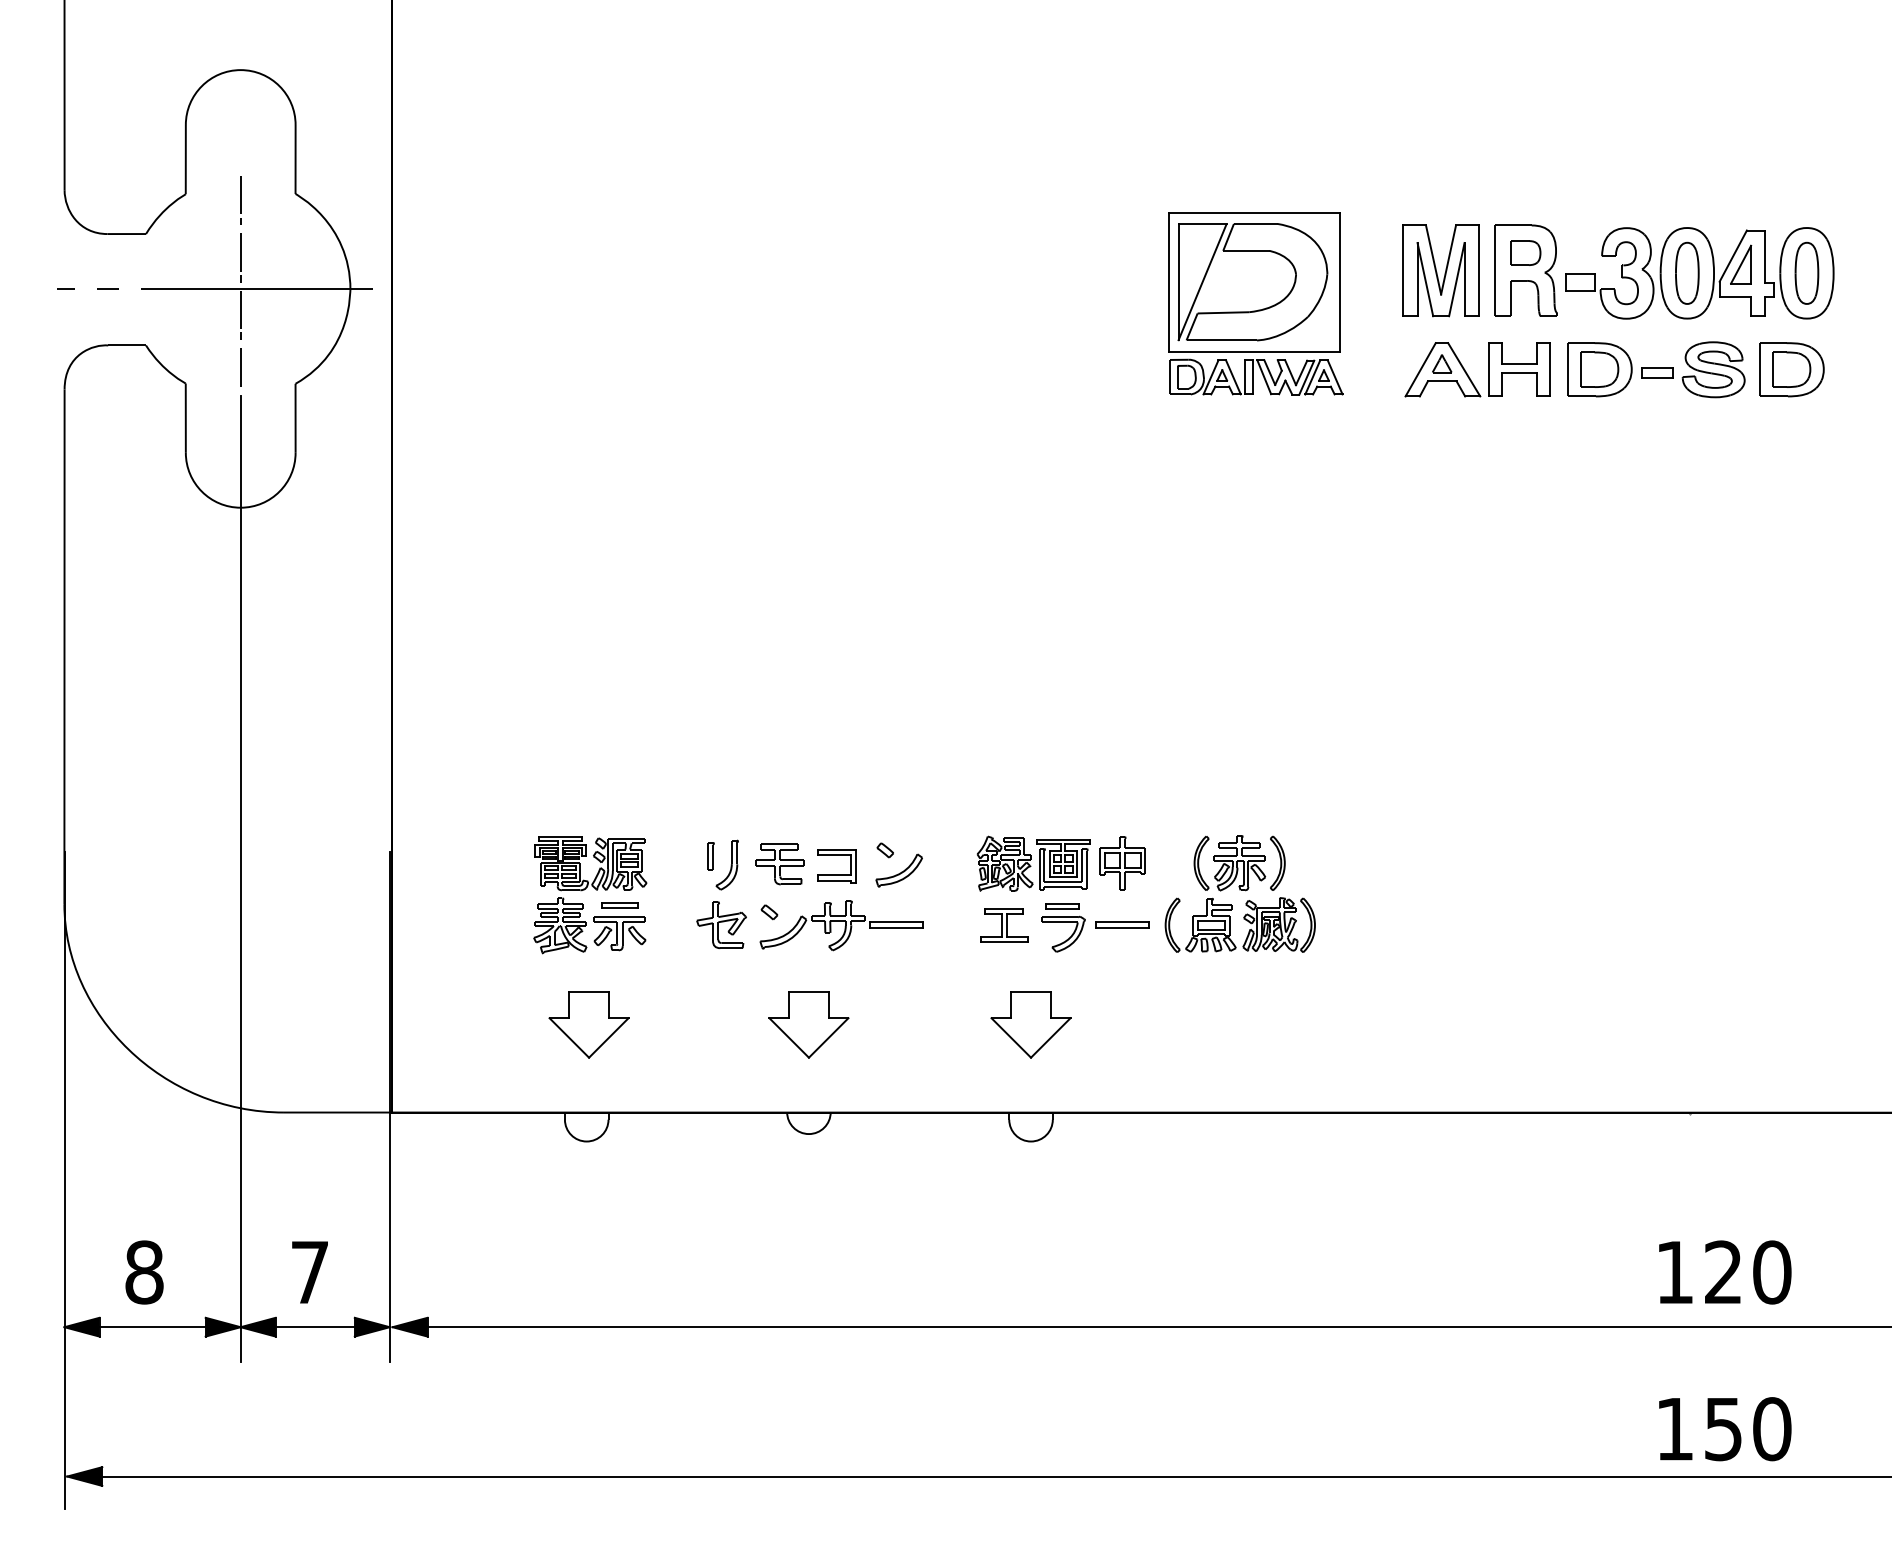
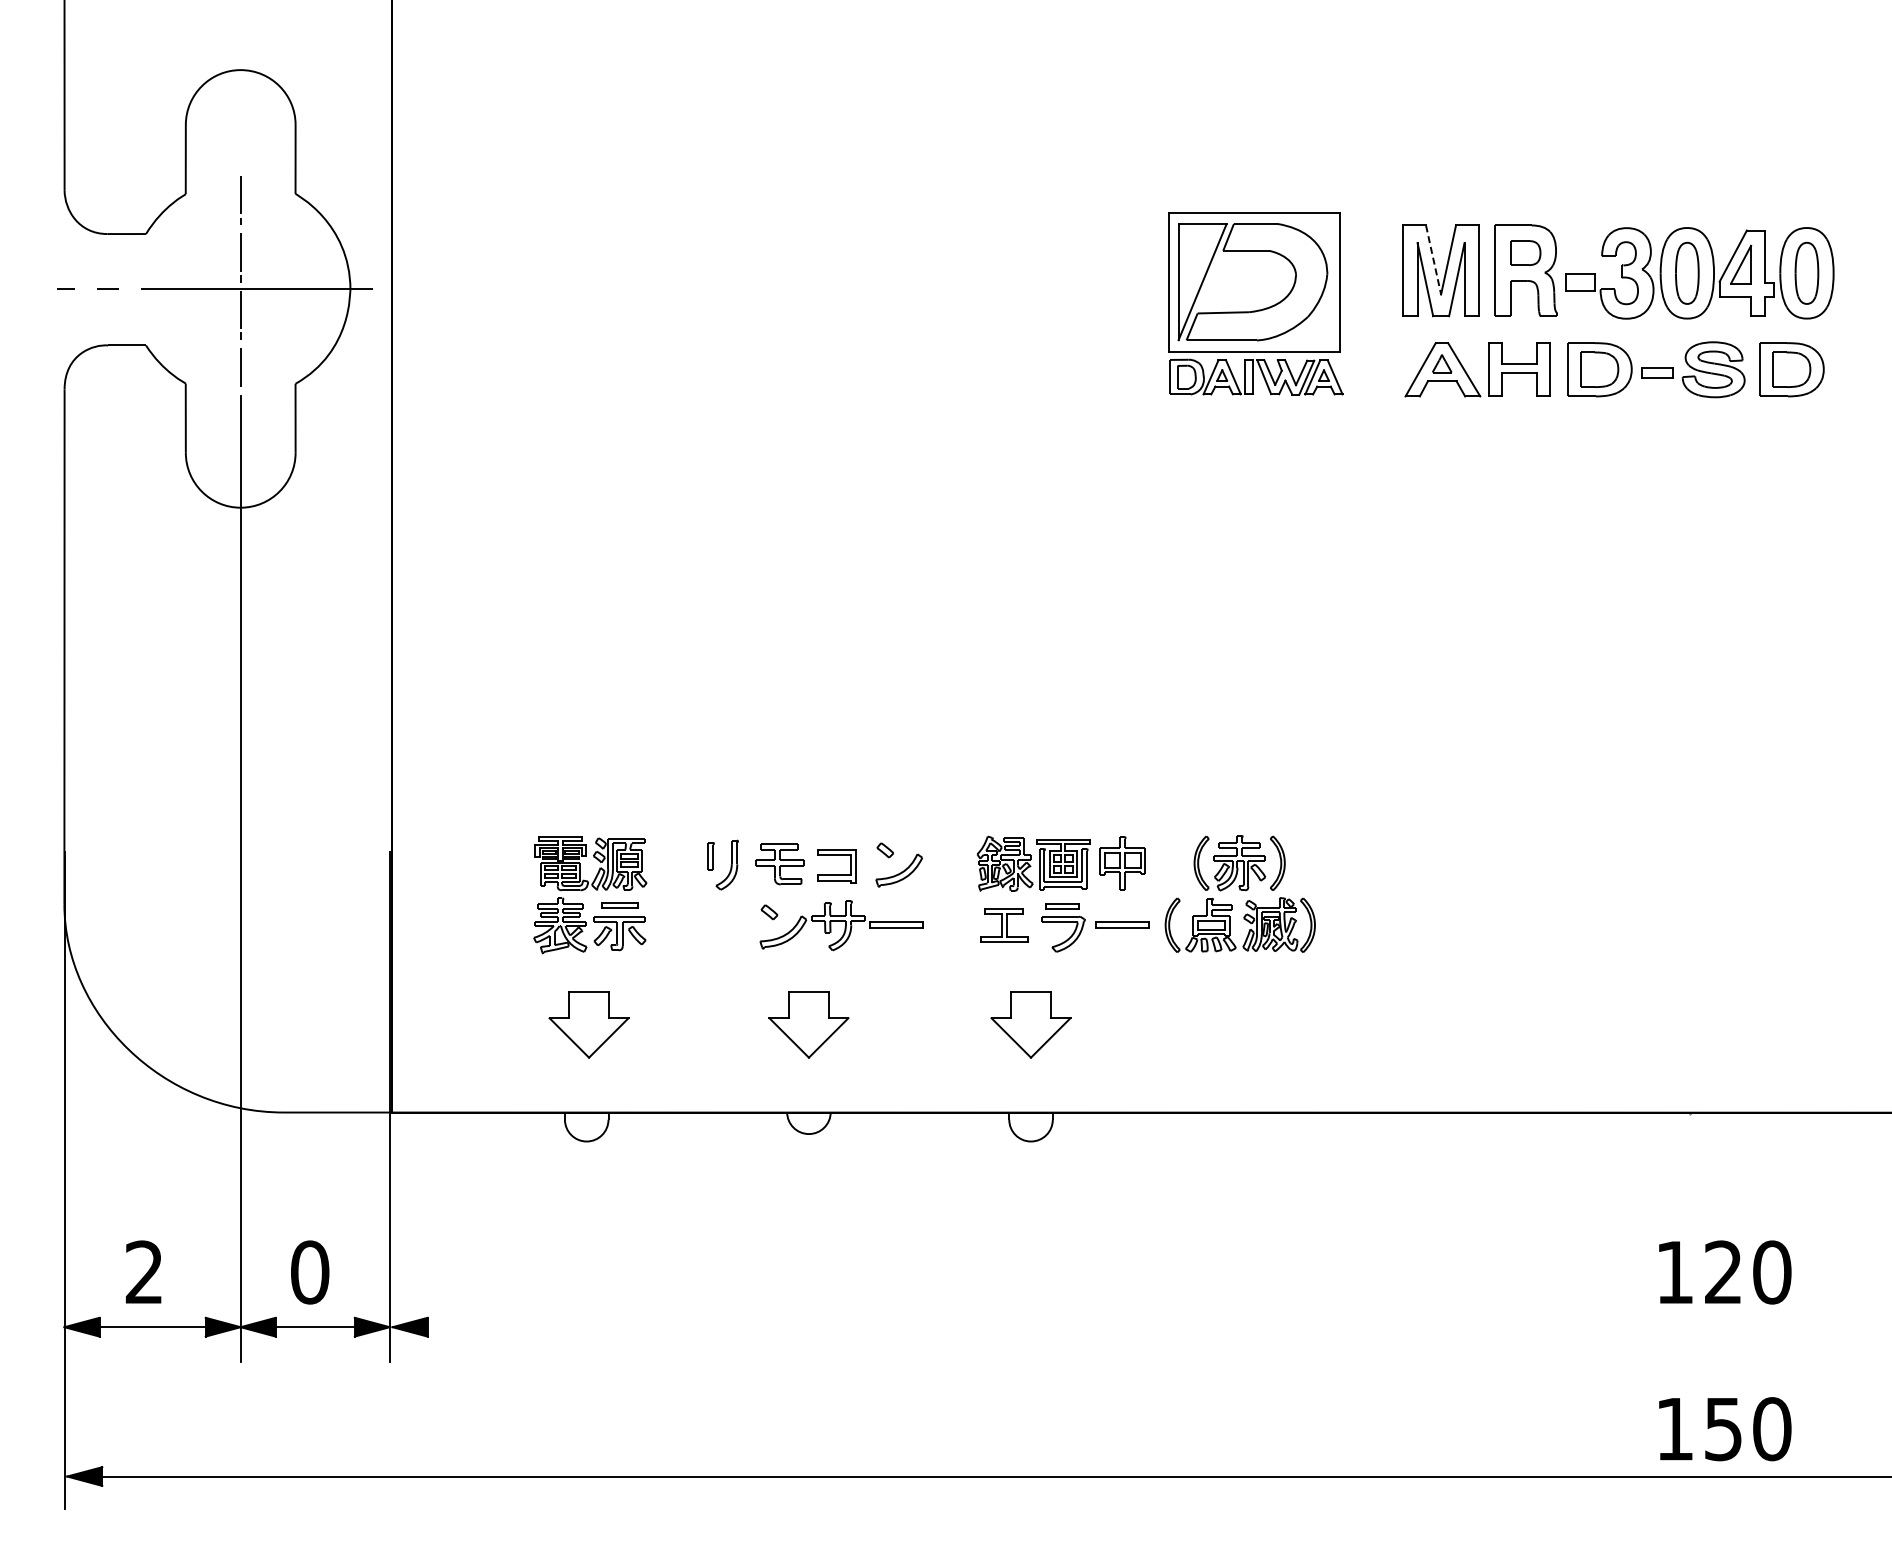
line: solid -> dashed (1433, 260)
part: present -> none (721, 924)
text: 8 -> 2 (144, 1272)
text: 7 -> 0 (310, 1272)
line: present -> none (1154, 1327)
